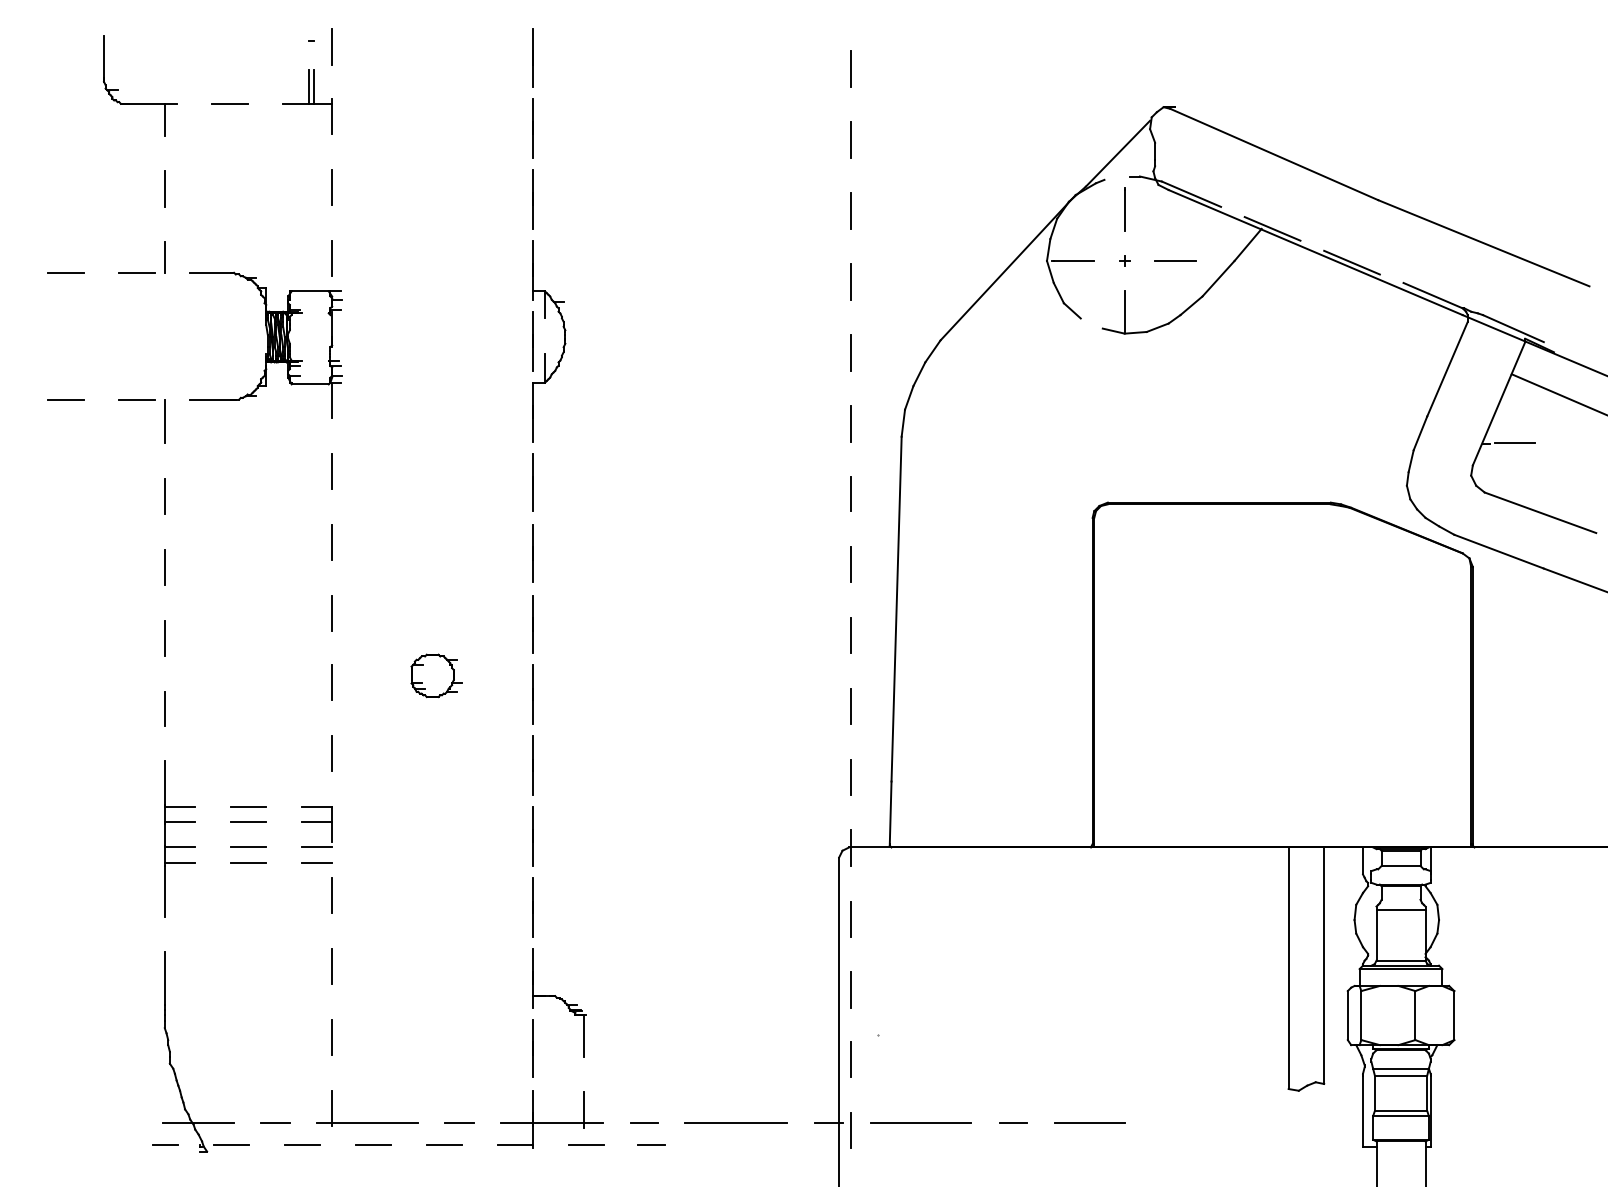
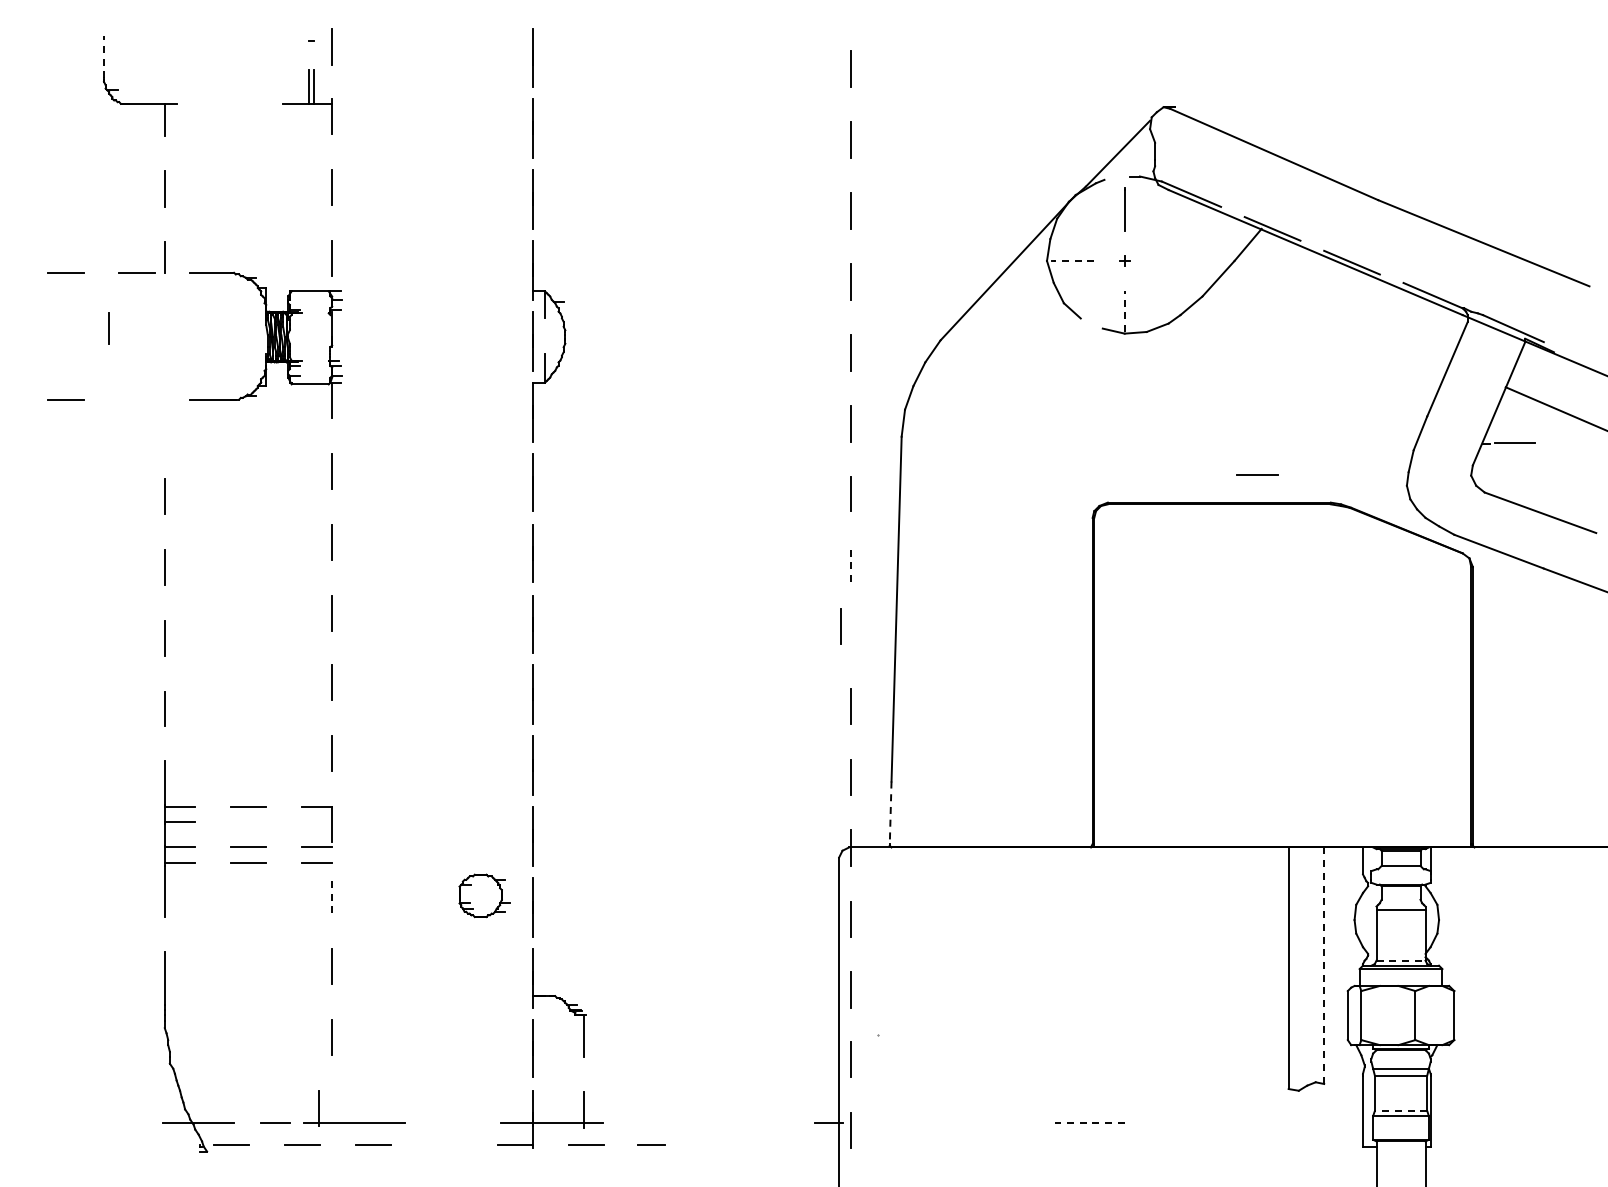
line: solid -> dashed (104, 56)
line: present -> none (229, 103)
line: solid -> dashed (1073, 260)
line position: (1175, 260) -> (1257, 474) (1257, 474)
line: solid -> dashed (1124, 311)
line: none -> present (108, 328)
line position: (1557, 394) -> (1554, 408) (1554, 408)
line: present -> none (136, 399)
line: present -> none (164, 421)
line: solid -> dashed (850, 564)
line position: (850, 635) -> (840, 626) (840, 626)
part position: (436, 675) -> (484, 895) (484, 895)
line: solid -> dashed (890, 813)
line: present -> none (248, 822)
line: present -> none (316, 822)
line: solid -> dashed (332, 895)
line: solid -> dashed (1401, 960)
line: solid -> dashed (1324, 966)
line: solid -> dashed (1400, 1111)
part position: (367, 1122) -> (354, 1122) (354, 1122)
line: present -> none (459, 1122)
line: present -> none (644, 1122)
line: present -> none (735, 1122)
line: present -> none (920, 1122)
line: present -> none (1012, 1122)
line: solid -> dashed (1090, 1122)
line: present -> none (165, 1144)
line: present -> none (444, 1144)
